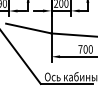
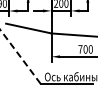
line: solid -> dashed (20, 57)
